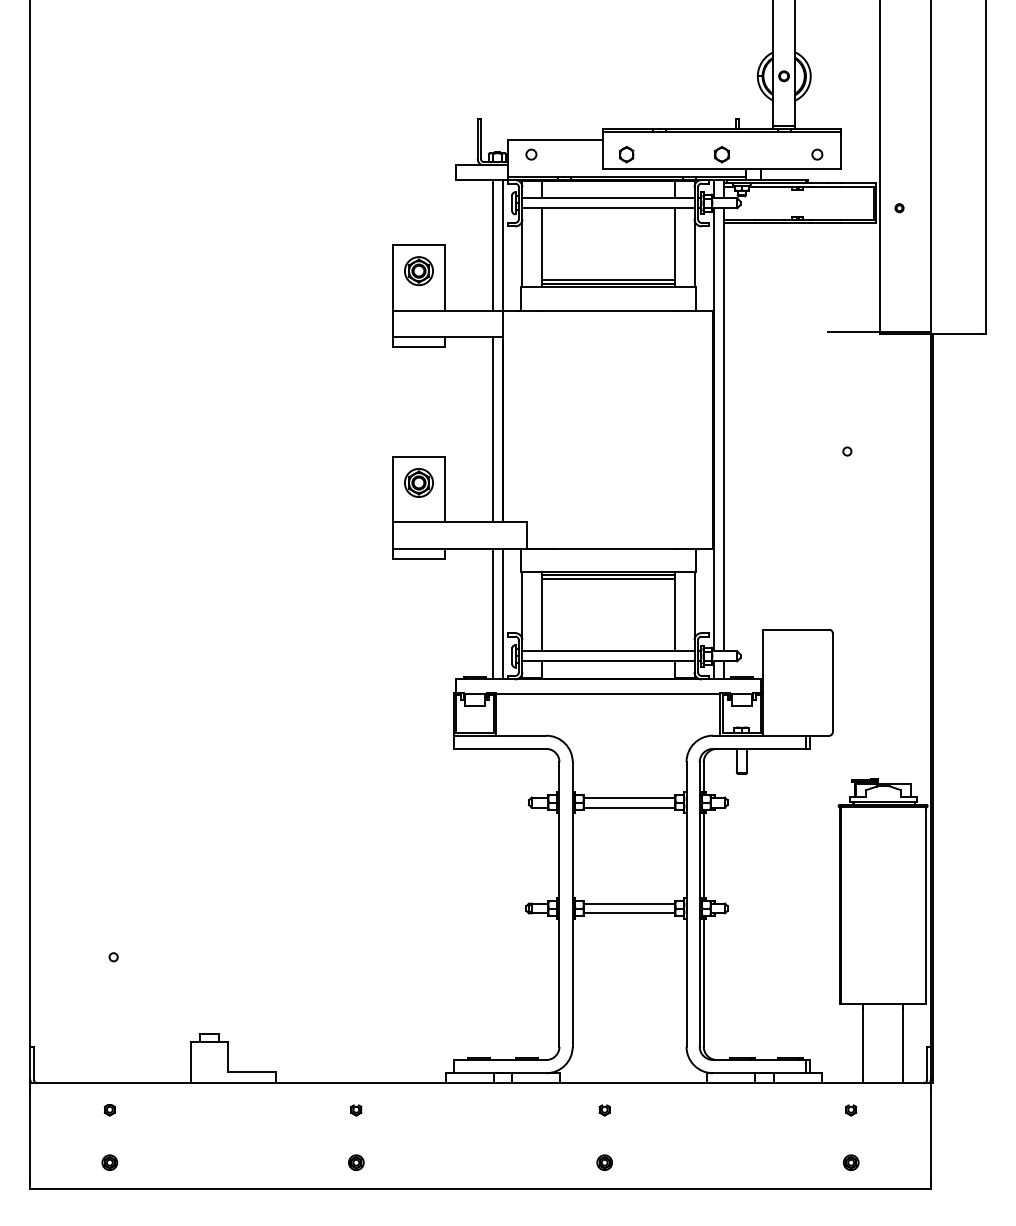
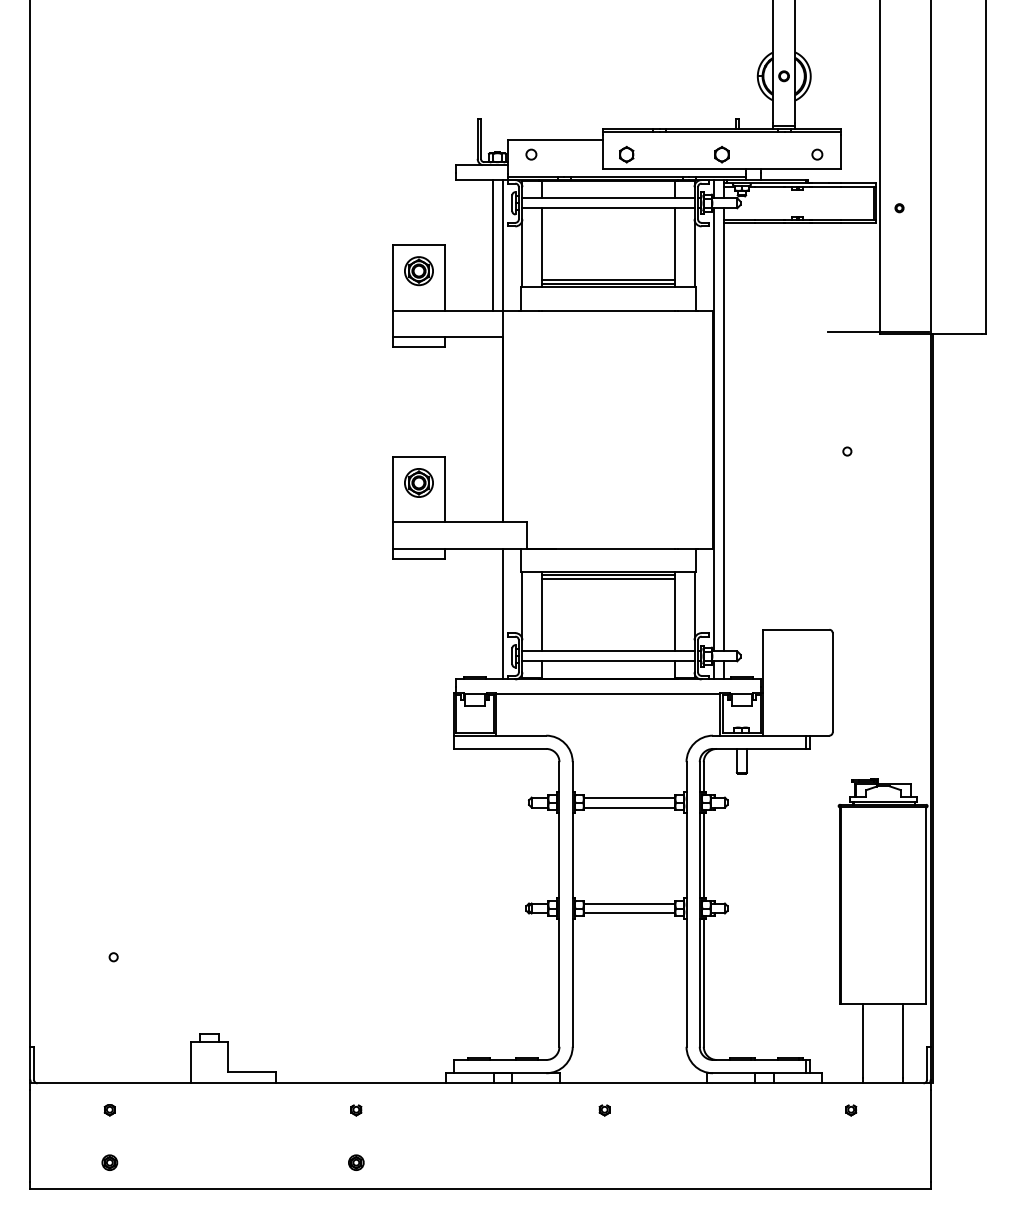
line: present -> none (492, 429)
line: present -> none (492, 613)
part: present -> none (604, 1162)
part: present -> none (850, 1162)
